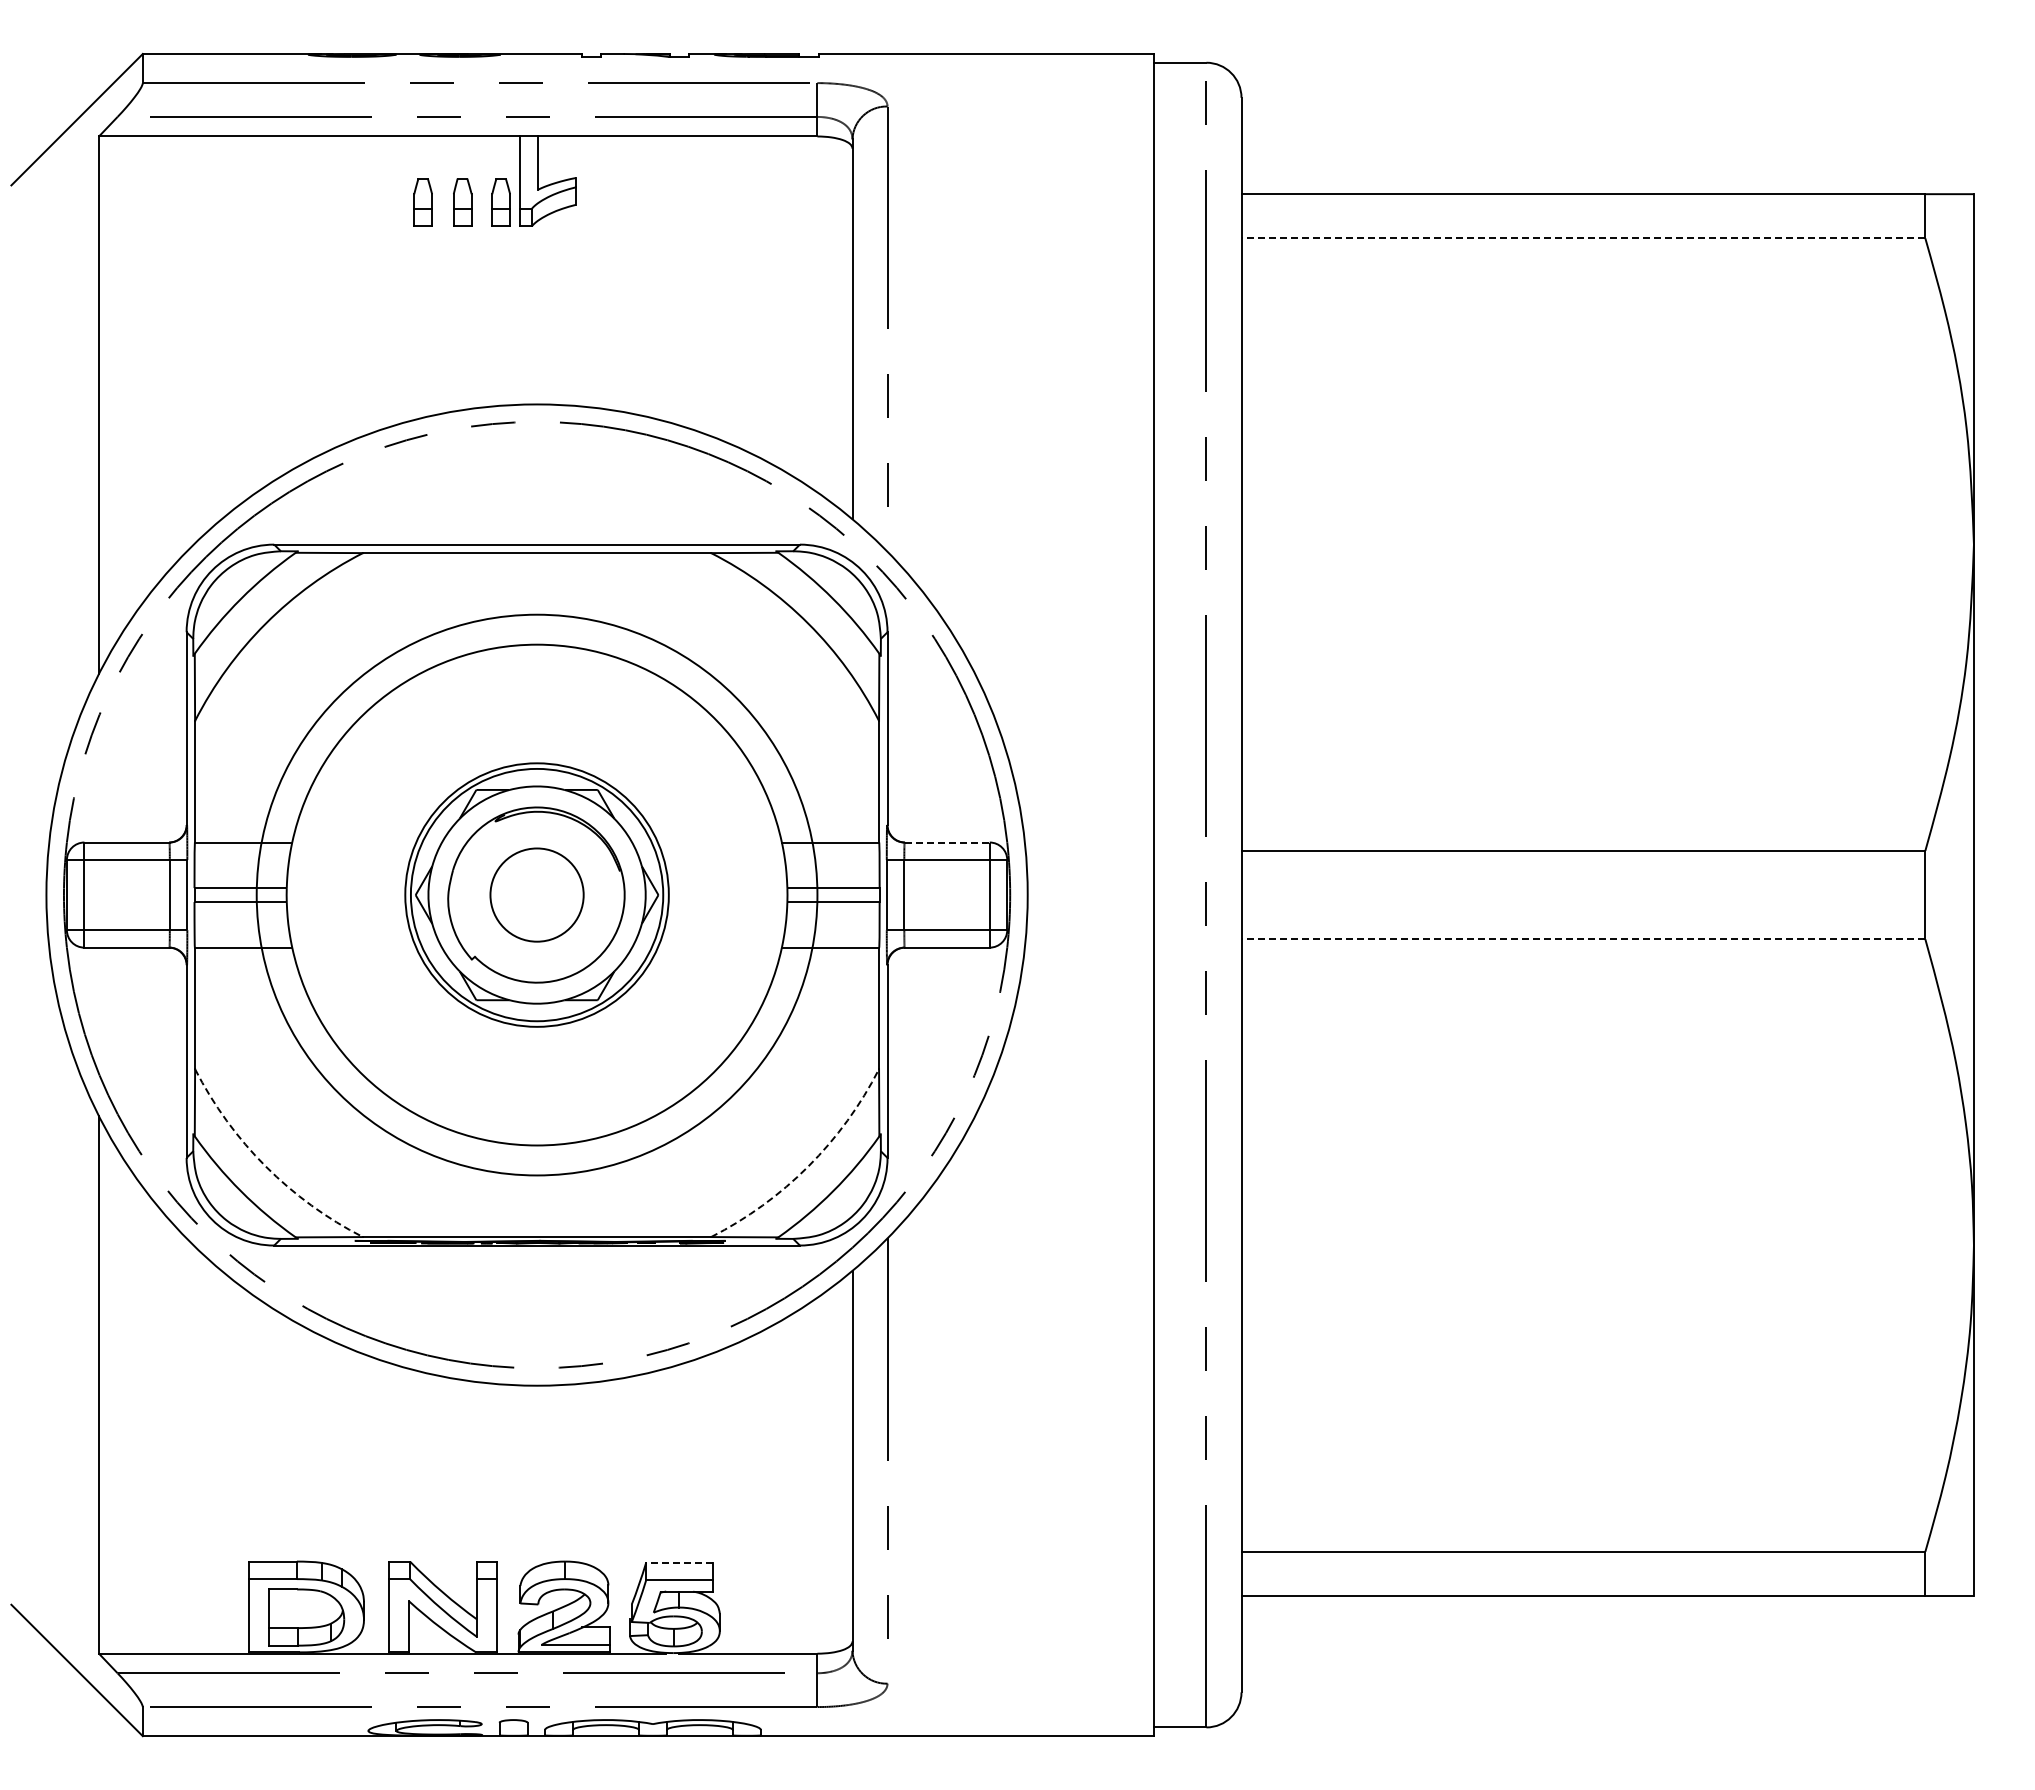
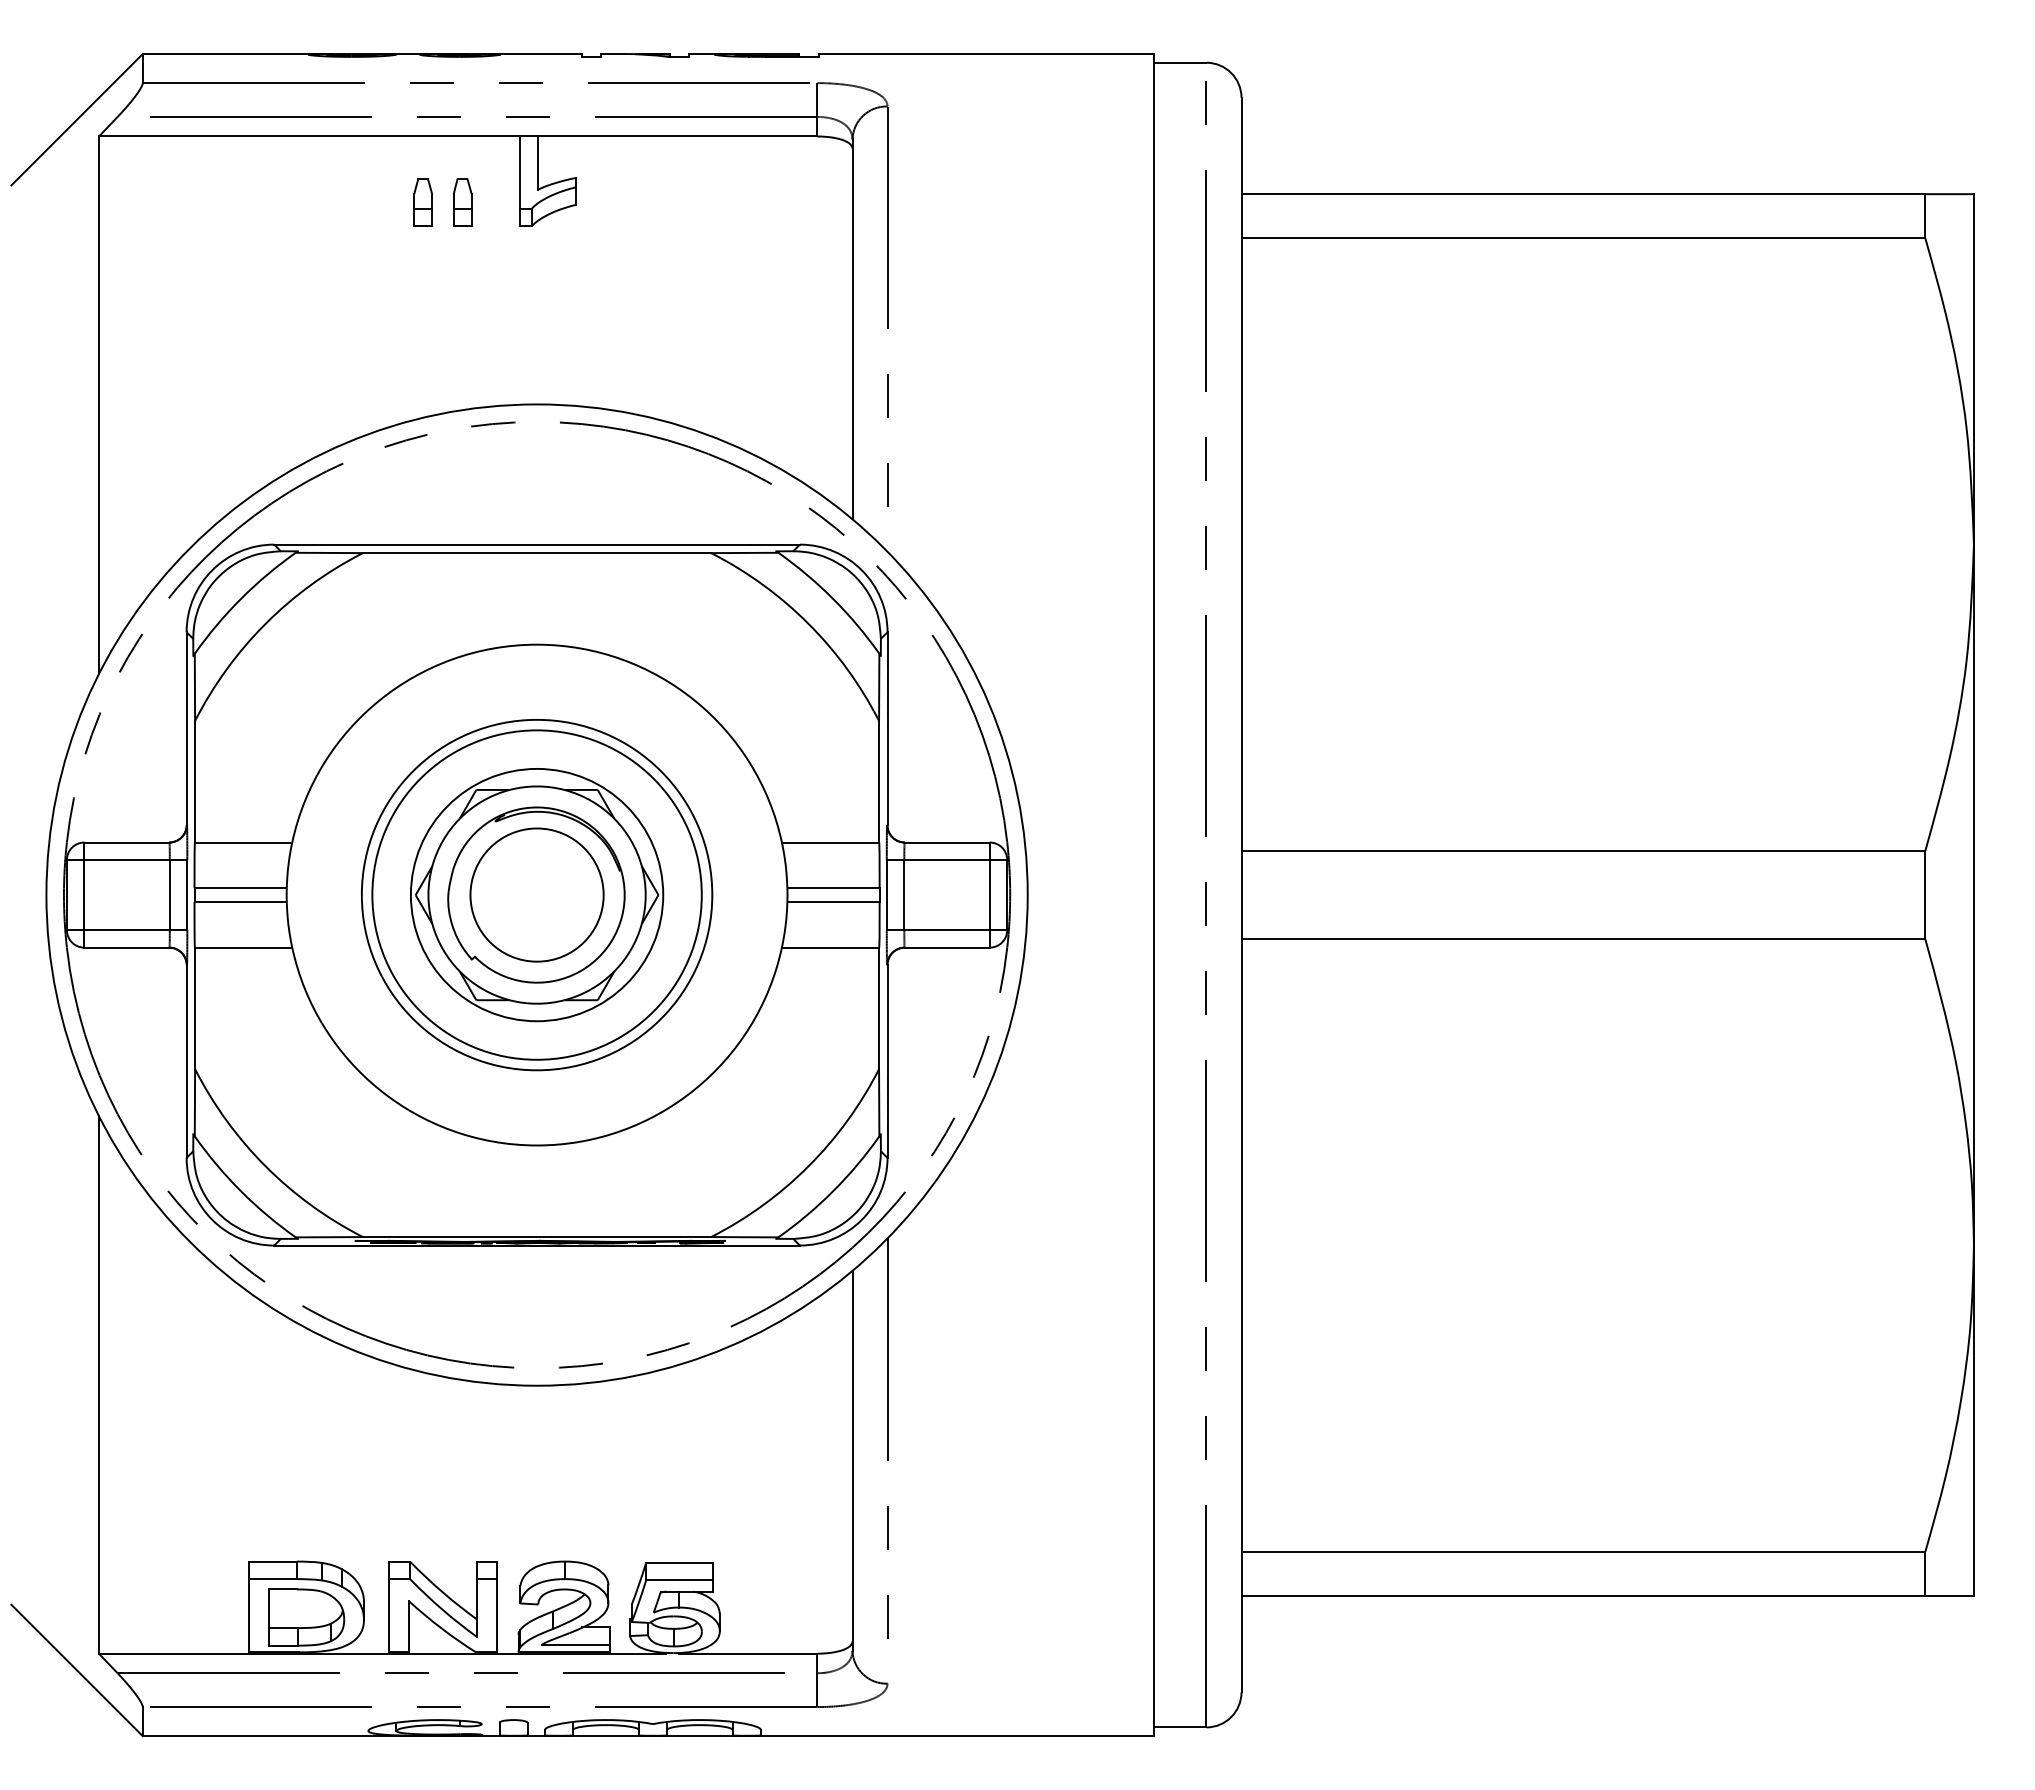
part: present -> none (500, 202)
line: dashed -> solid (1583, 238)
line: dashed -> solid (947, 842)
circle diameter: 264 px -> 329 px (536, 894)
circle diameter: 561 px -> 350 px (536, 894)
circle diameter: 93 px -> 133 px (536, 894)
line: dashed -> solid (1583, 939)
arc: dashed -> solid (265, 1166)
arc: dashed -> solid (808, 1166)
line: dashed -> solid (678, 1562)
